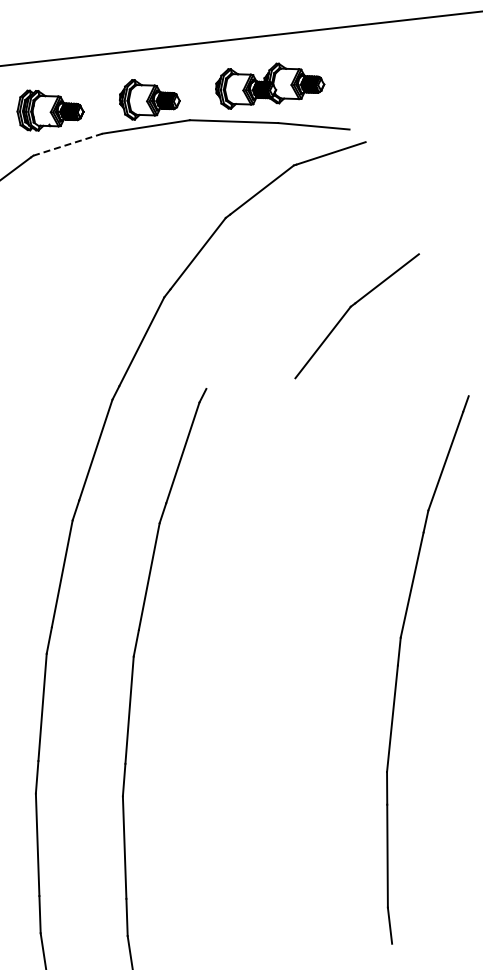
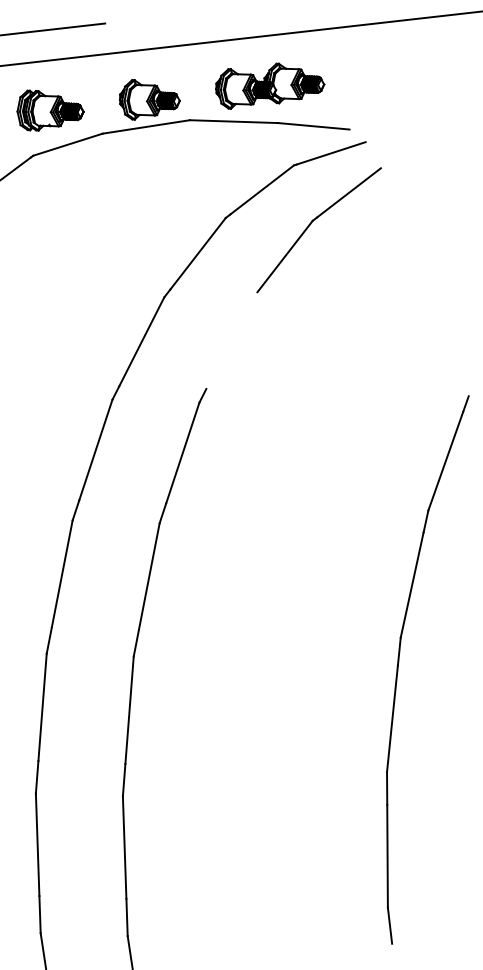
line: none -> present (53, 29)
line: dashed -> solid (67, 144)
part position: (349, 310) -> (311, 224) (311, 224)
